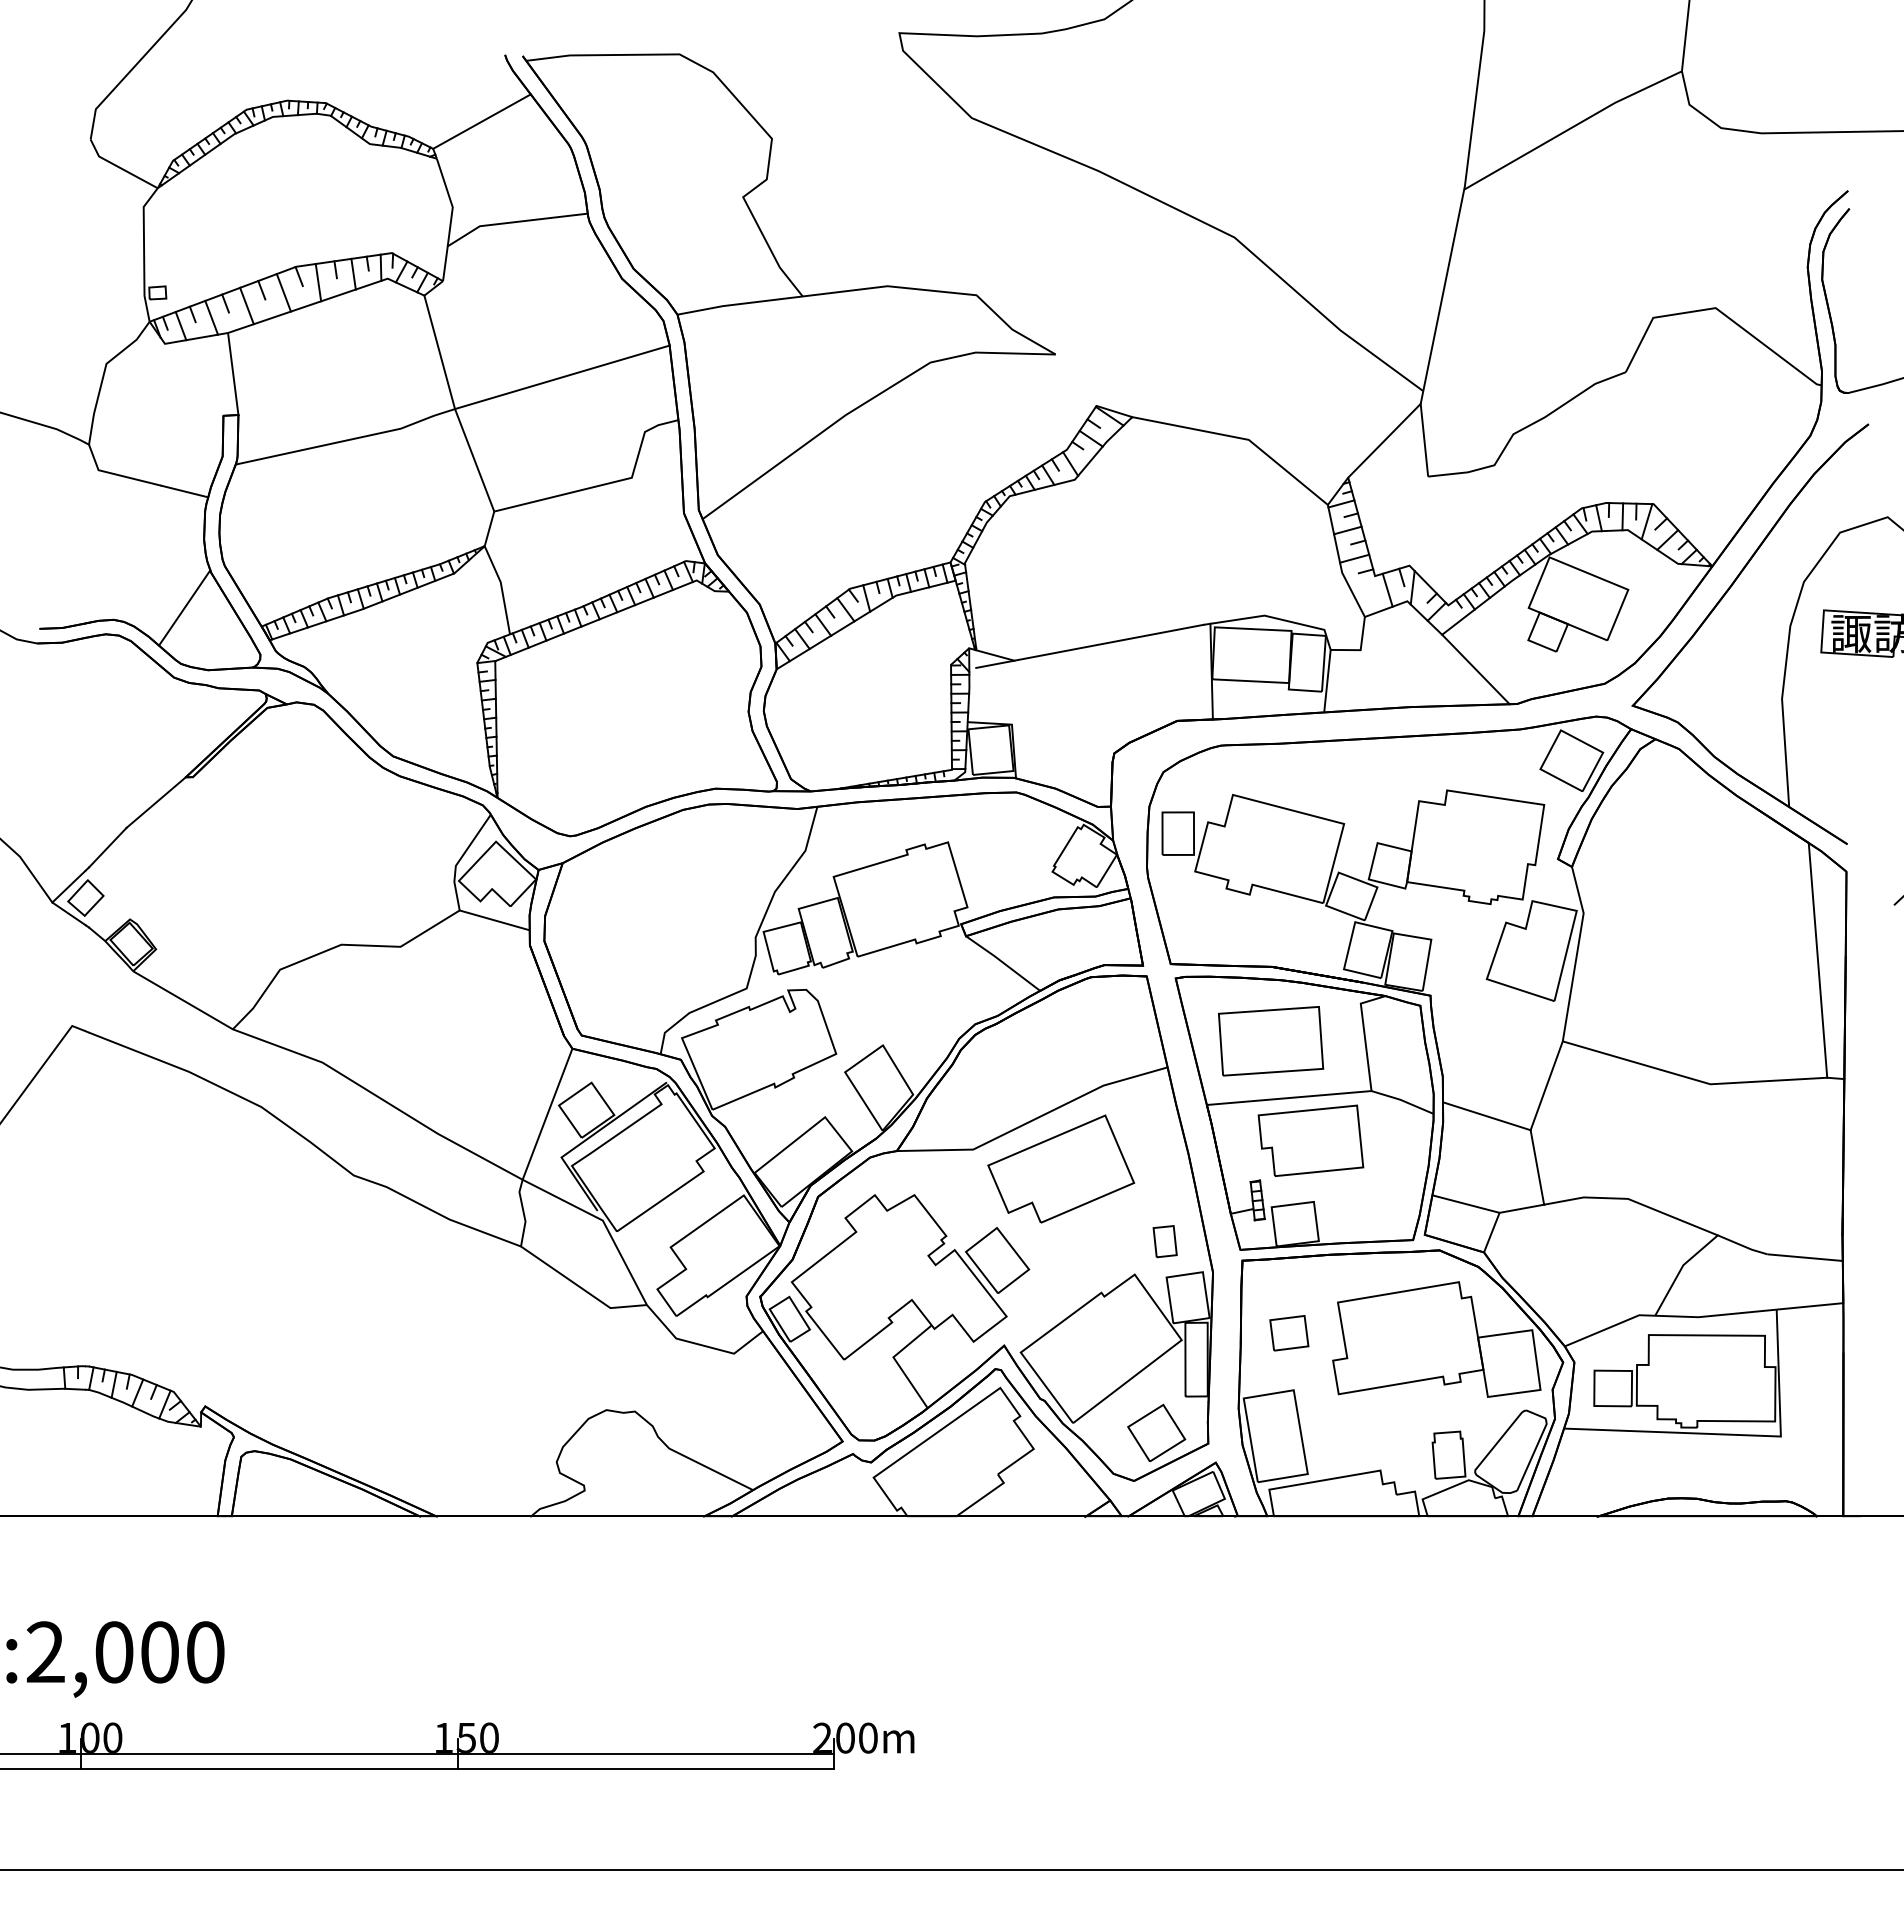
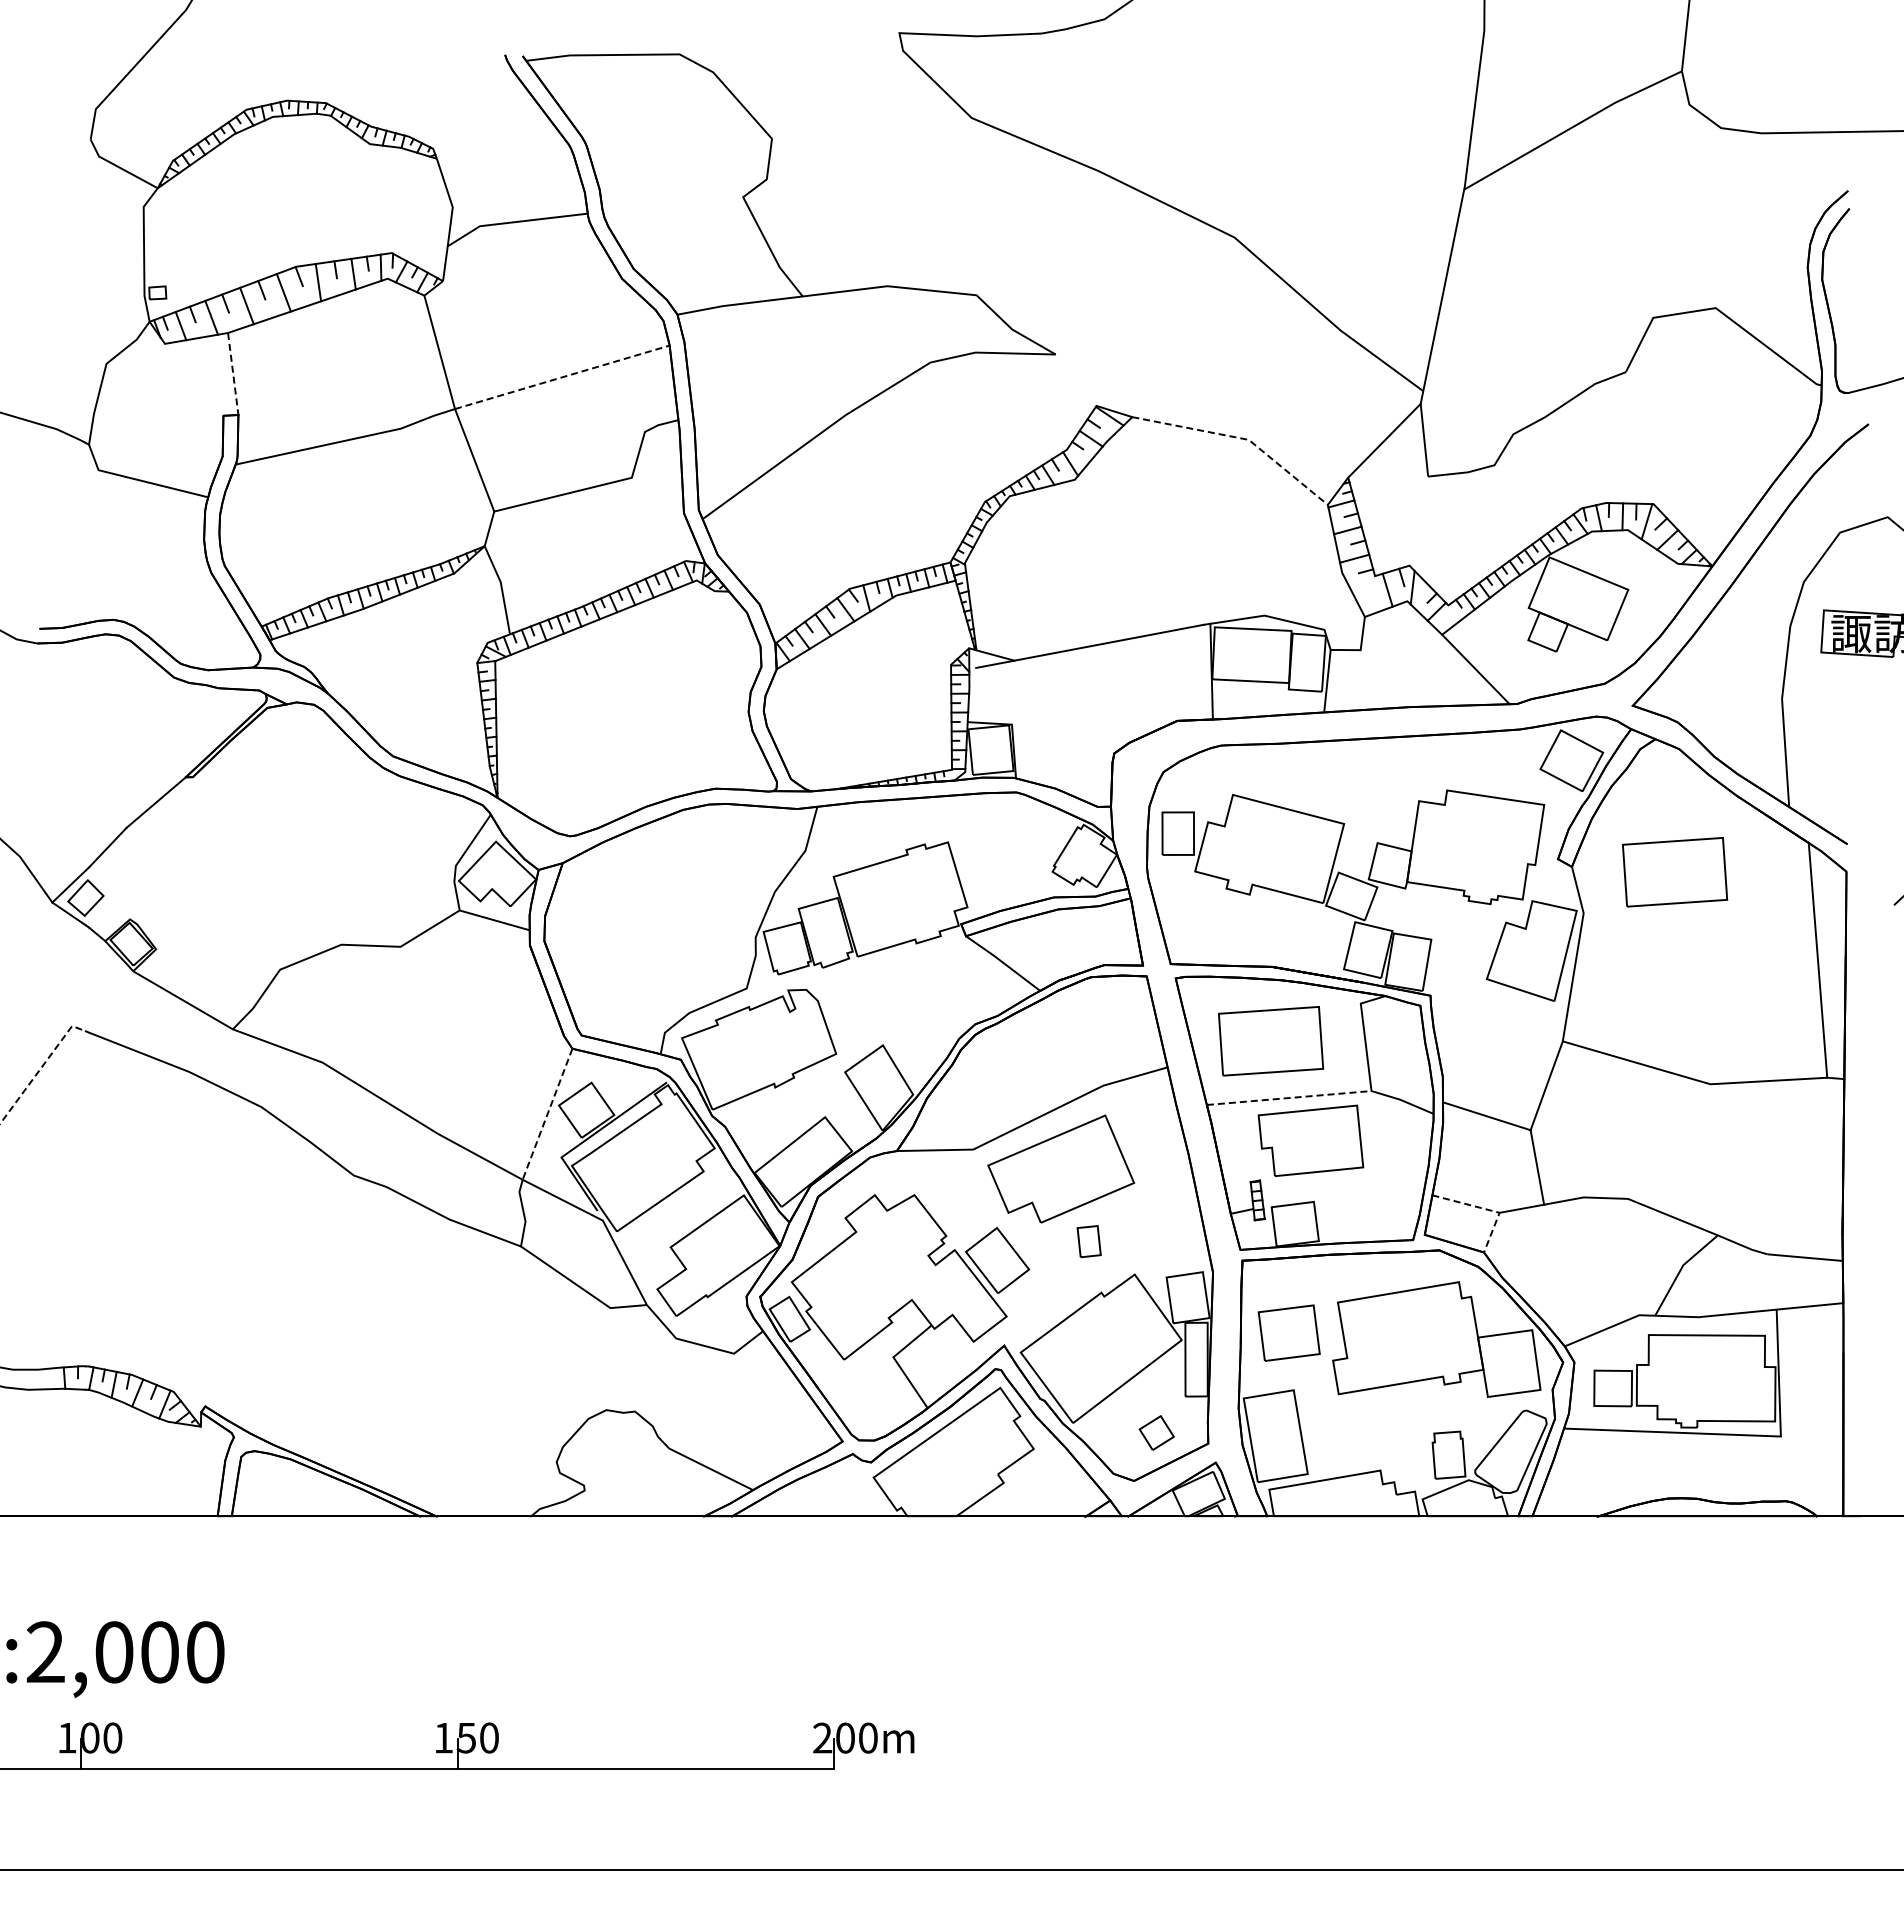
line: present -> none (481, 121)
line: solid -> dashed (233, 374)
line: solid -> dashed (562, 377)
line: solid -> dashed (1241, 438)
line: present -> none (184, 607)
part: none -> present (1675, 872)
line: solid -> dashed (41, 1067)
line: solid -> dashed (1289, 1098)
line: solid -> dashed (547, 1114)
line: solid -> dashed (1487, 1209)
part position: (1164, 1241) -> (1088, 1241) (1088, 1241)
part size: 41x37 px -> 64x58 px (1288, 1332)
part size: 60x60 px -> 37x36 px (1156, 1432)
line: present -> none (418, 1754)
